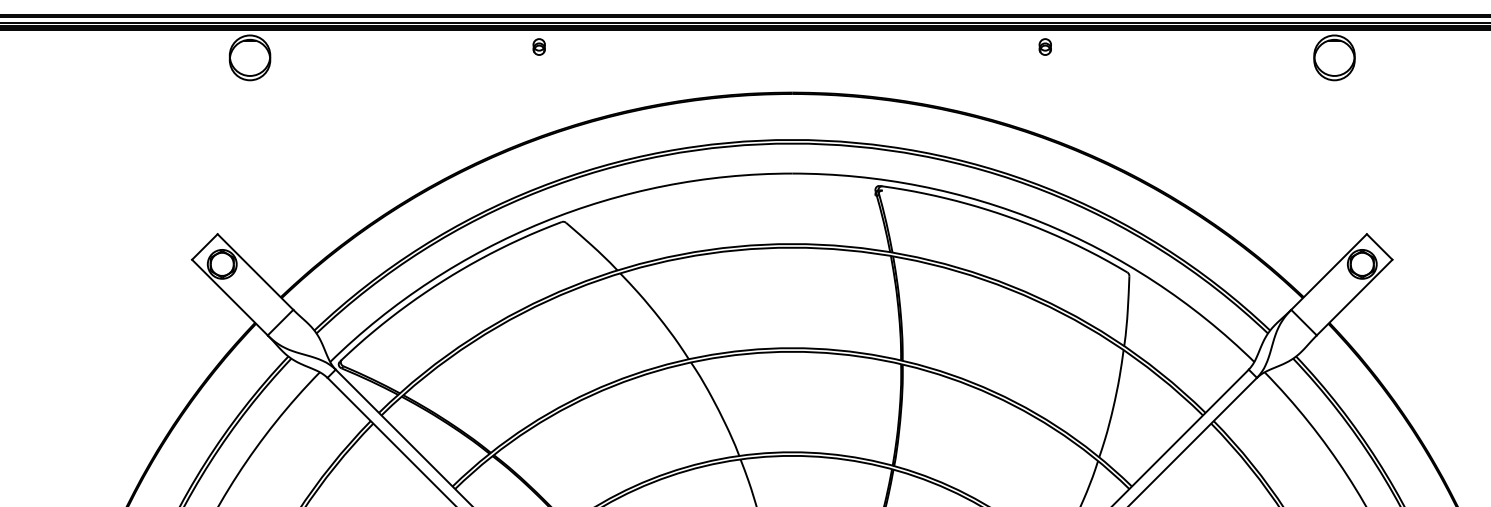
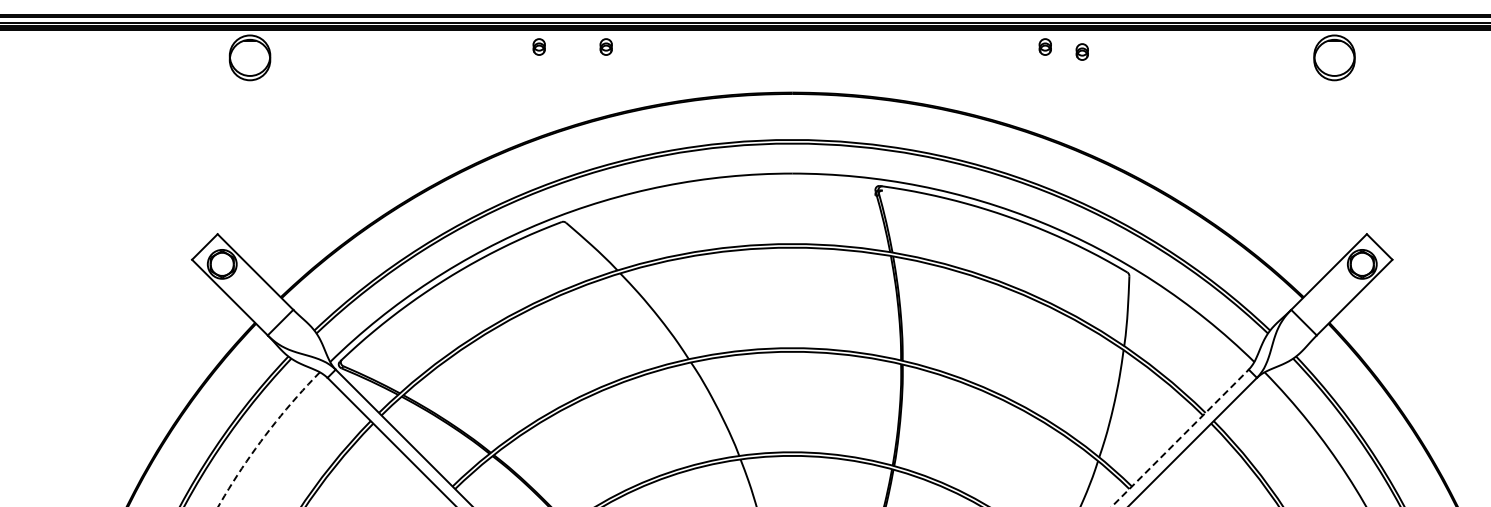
part: none -> present (605, 46)
part: none -> present (1081, 51)
arc: solid -> dashed (264, 436)
line: solid -> dashed (1180, 438)
